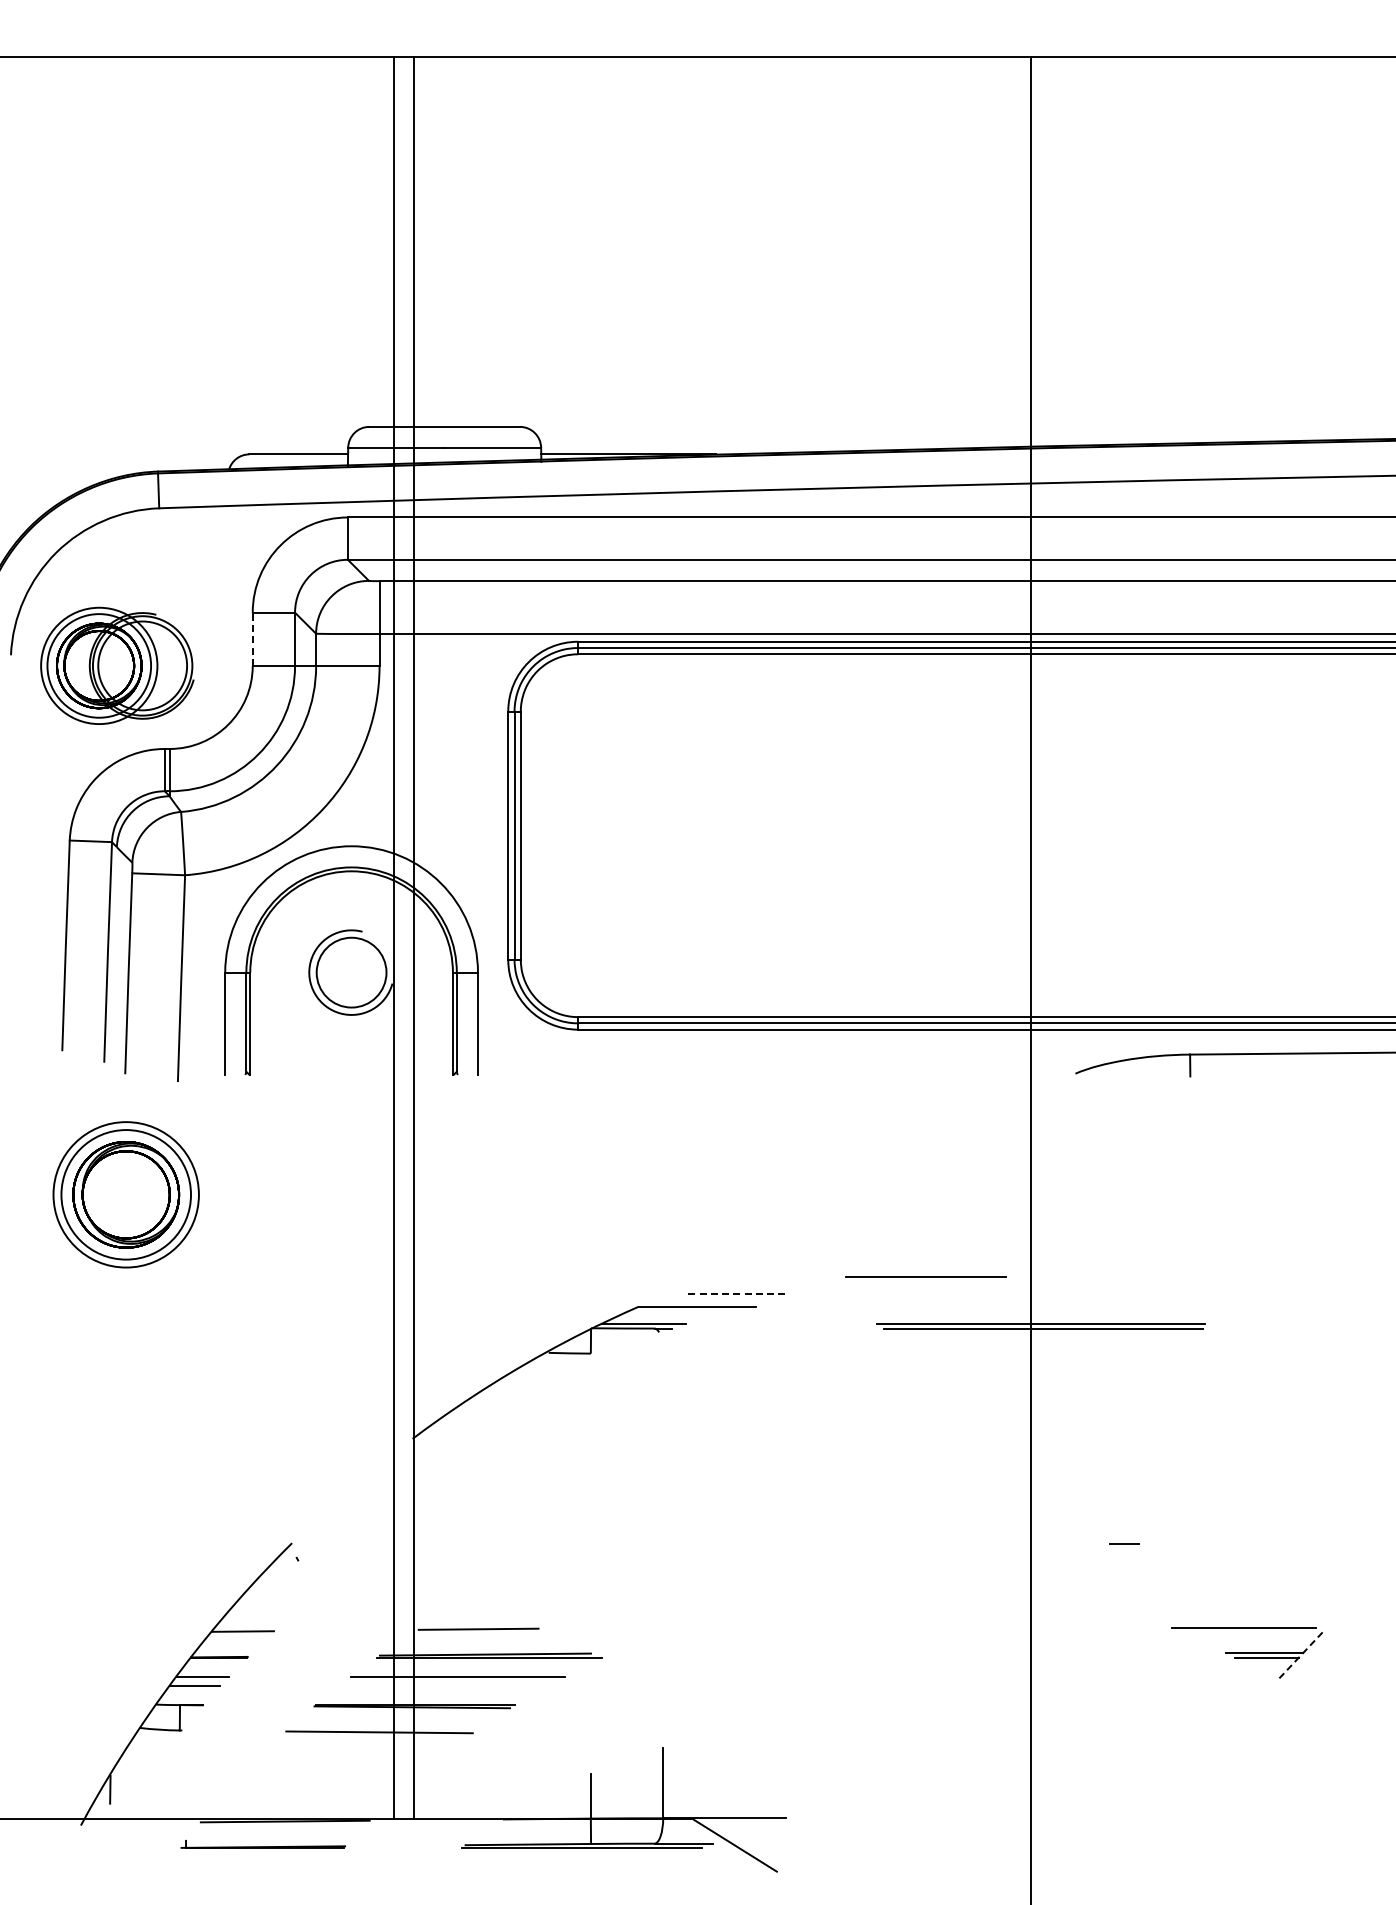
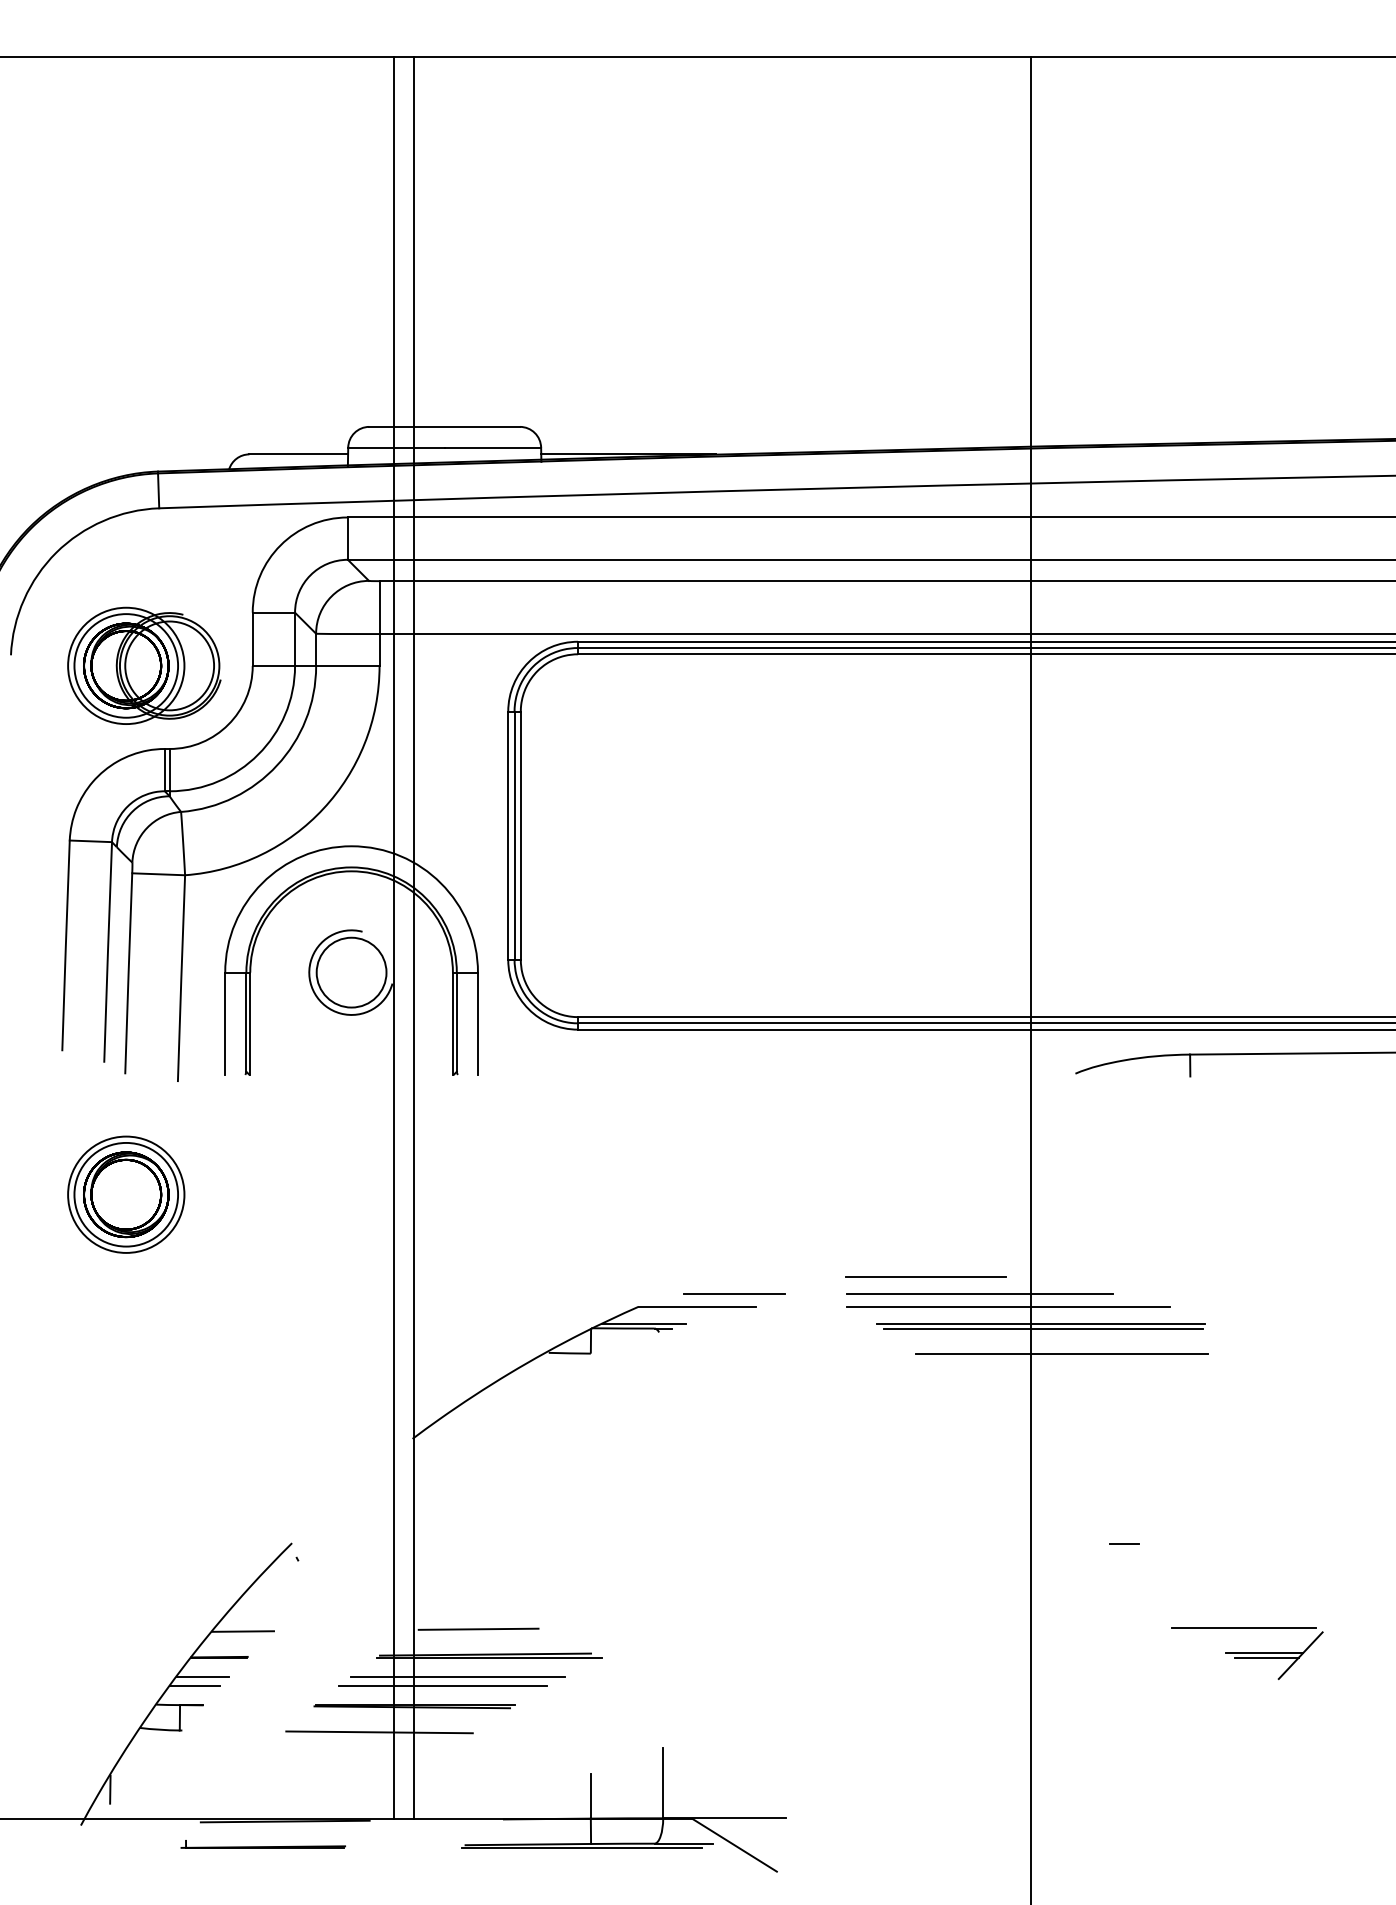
line: dashed -> solid (252, 639)
part position: (117, 665) -> (144, 665) (144, 665)
part size: 148x148 px -> 119x119 px (126, 1194)
line: dashed -> solid (734, 1293)
line: none -> present (979, 1293)
line: none -> present (1007, 1307)
line: none -> present (1061, 1353)
line: dashed -> solid (1300, 1656)
line: none -> present (443, 1686)
